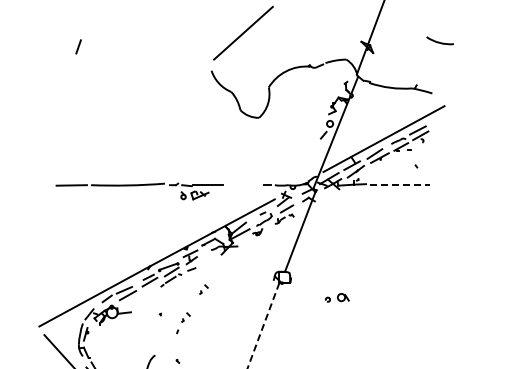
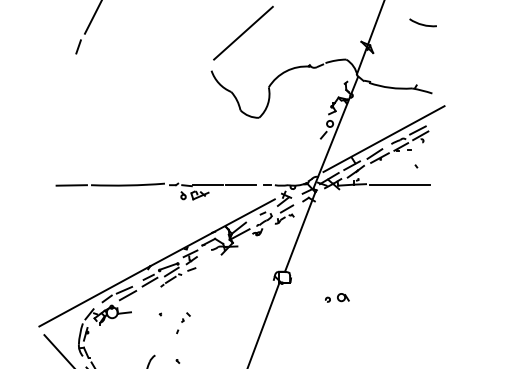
line: none -> present (92, 17)
arc position: (439, 41) -> (422, 23) (422, 23)
line: none -> present (240, 185)
line: dashed -> solid (400, 185)
part: present -> none (203, 289)
line: dashed -> solid (263, 325)
